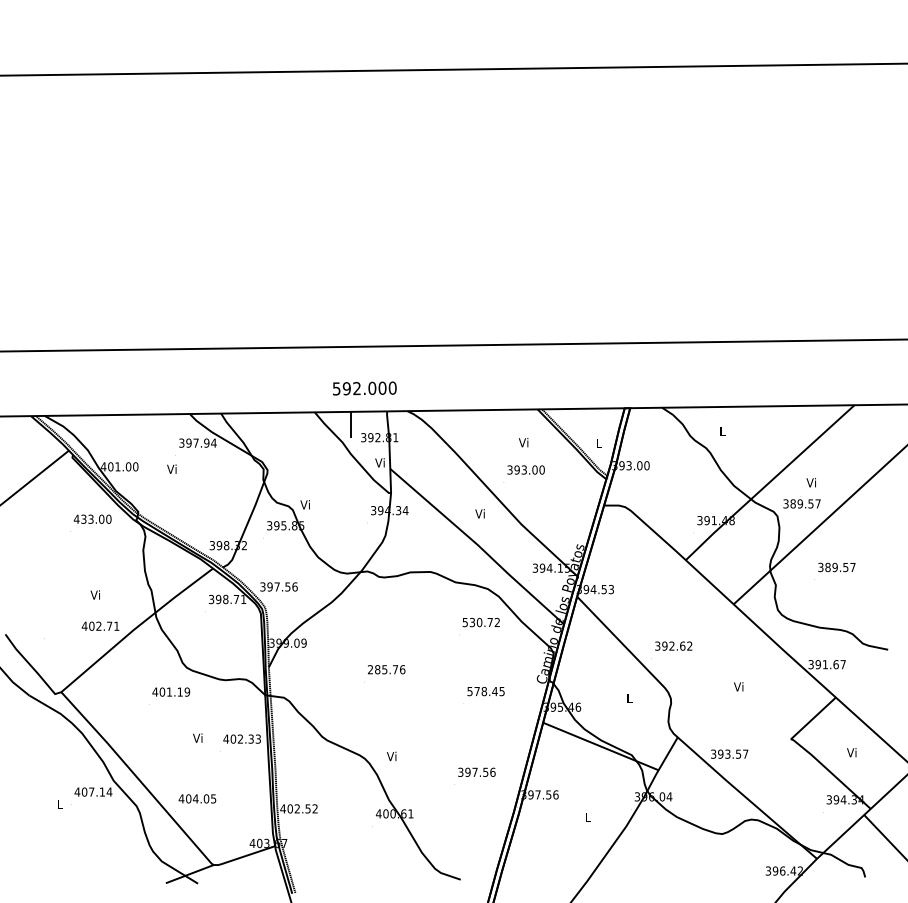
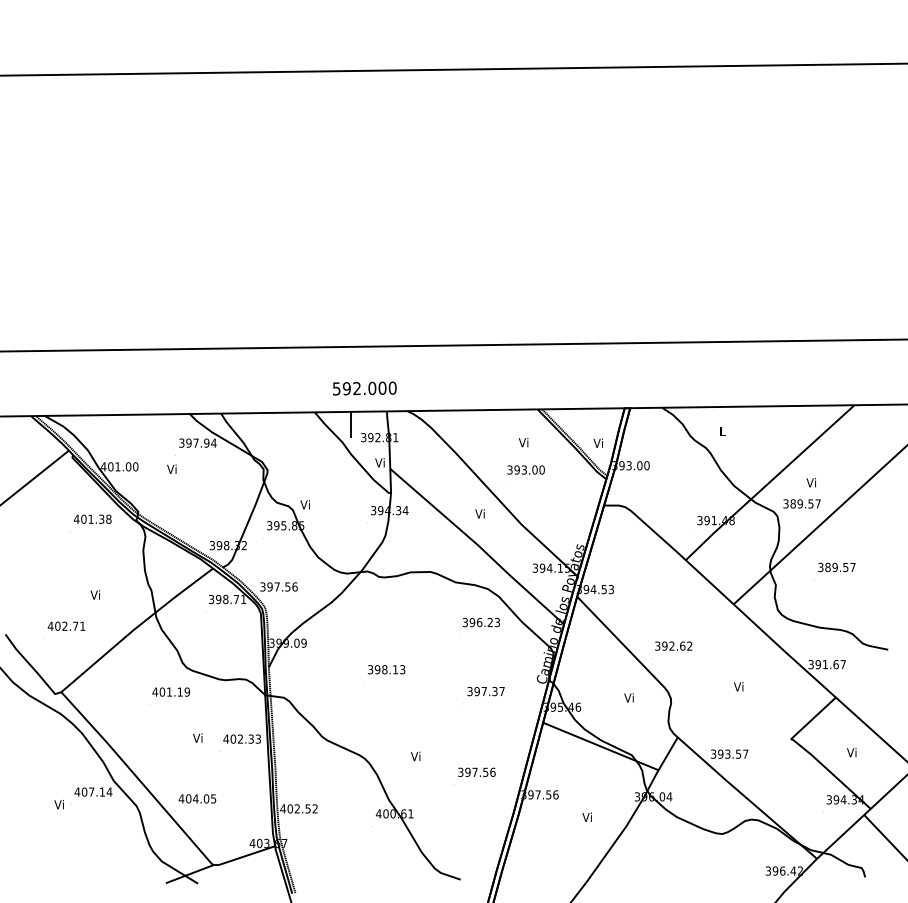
text: L -> Vi (597, 442)
text: 433.00 -> 401.38 (96, 518)
text: 530.72 -> 396.23 (481, 622)
text position: (100, 625) -> (66, 625) (66, 625)
text: 285.76 -> 398.13 (386, 669)
text: 578.45 -> 397.37 (485, 691)
text: L -> Vi (628, 697)
text position: (391, 756) -> (415, 756) (415, 756)
text: L -> Vi (58, 804)
text: L -> Vi (586, 816)
